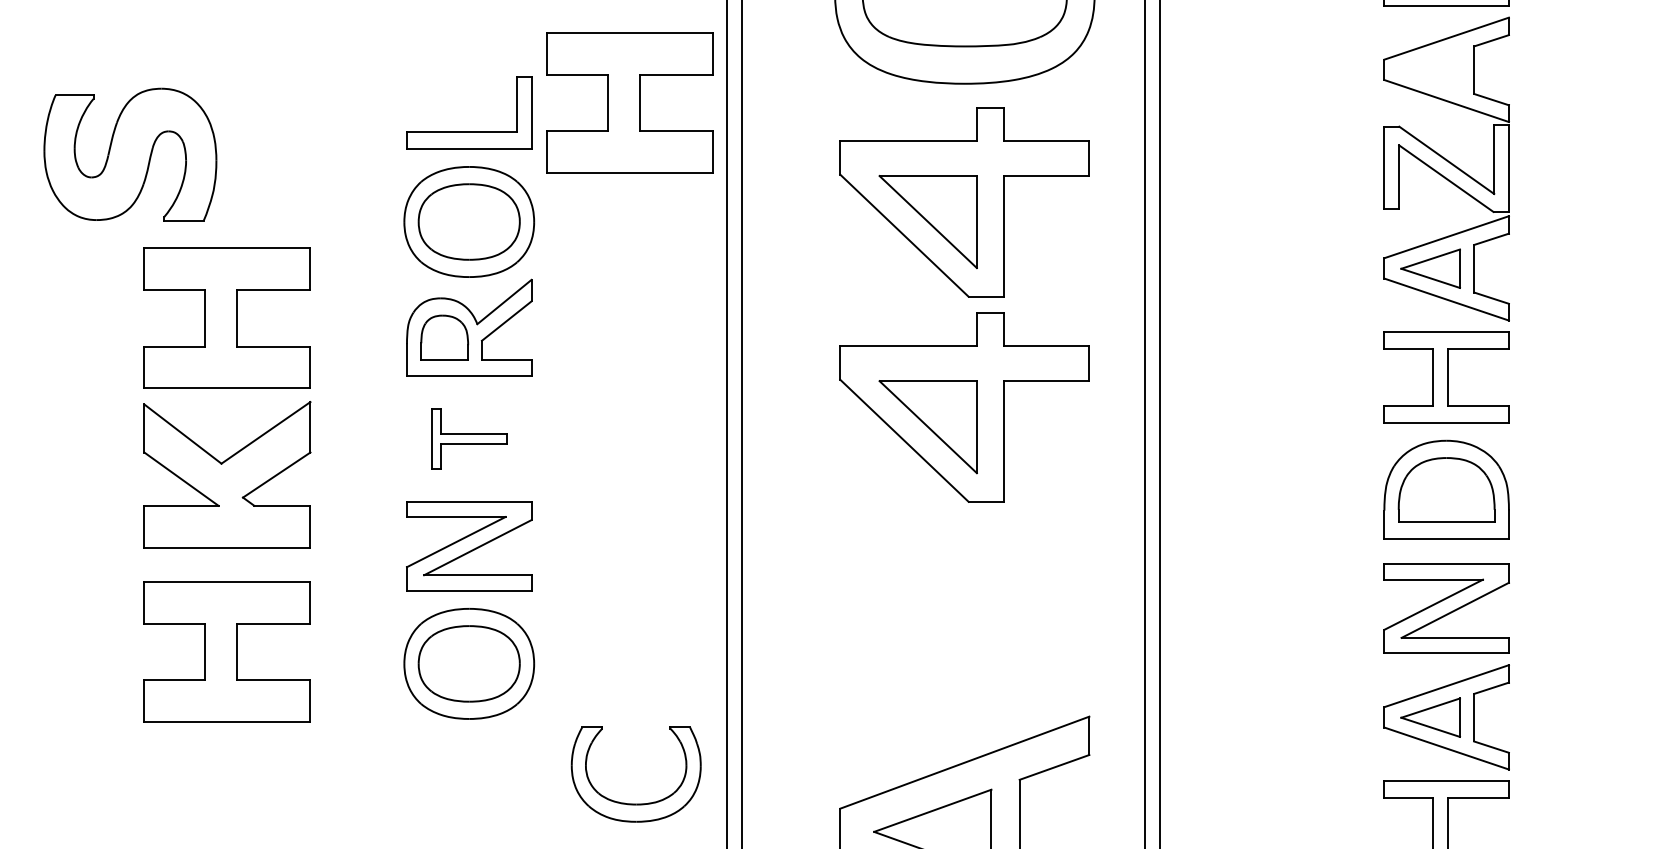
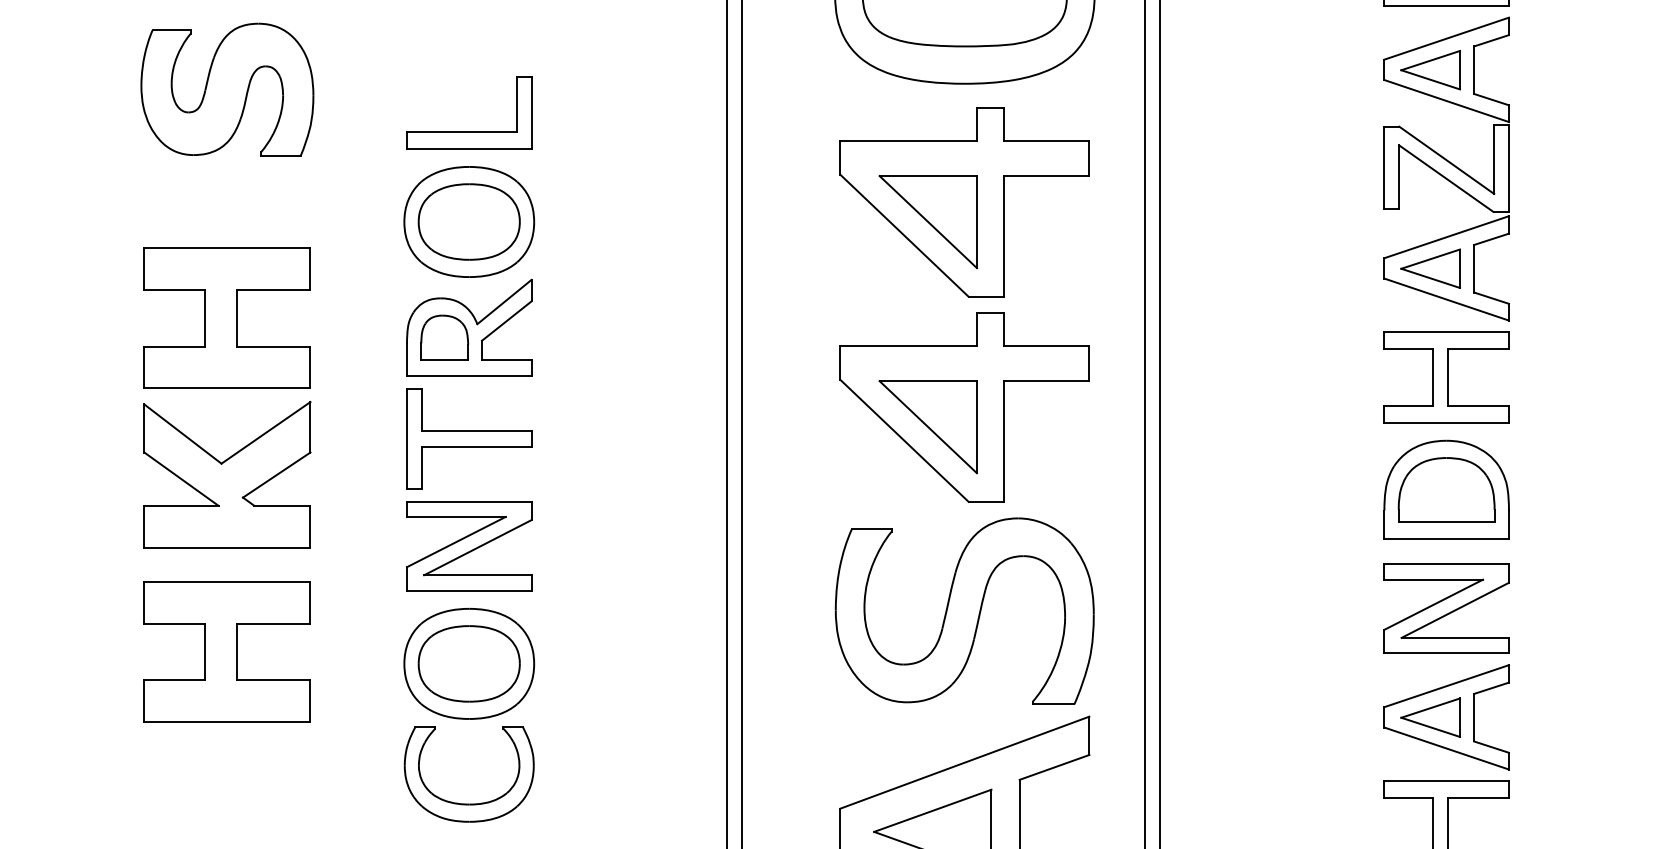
part: none -> present (1430, 70)
part: present -> none (629, 102)
part position: (130, 154) -> (227, 89) (227, 89)
part size: 77x62 px -> 127x102 px (469, 438)
part: none -> present (964, 610)
part position: (635, 803) -> (468, 803) (468, 803)
